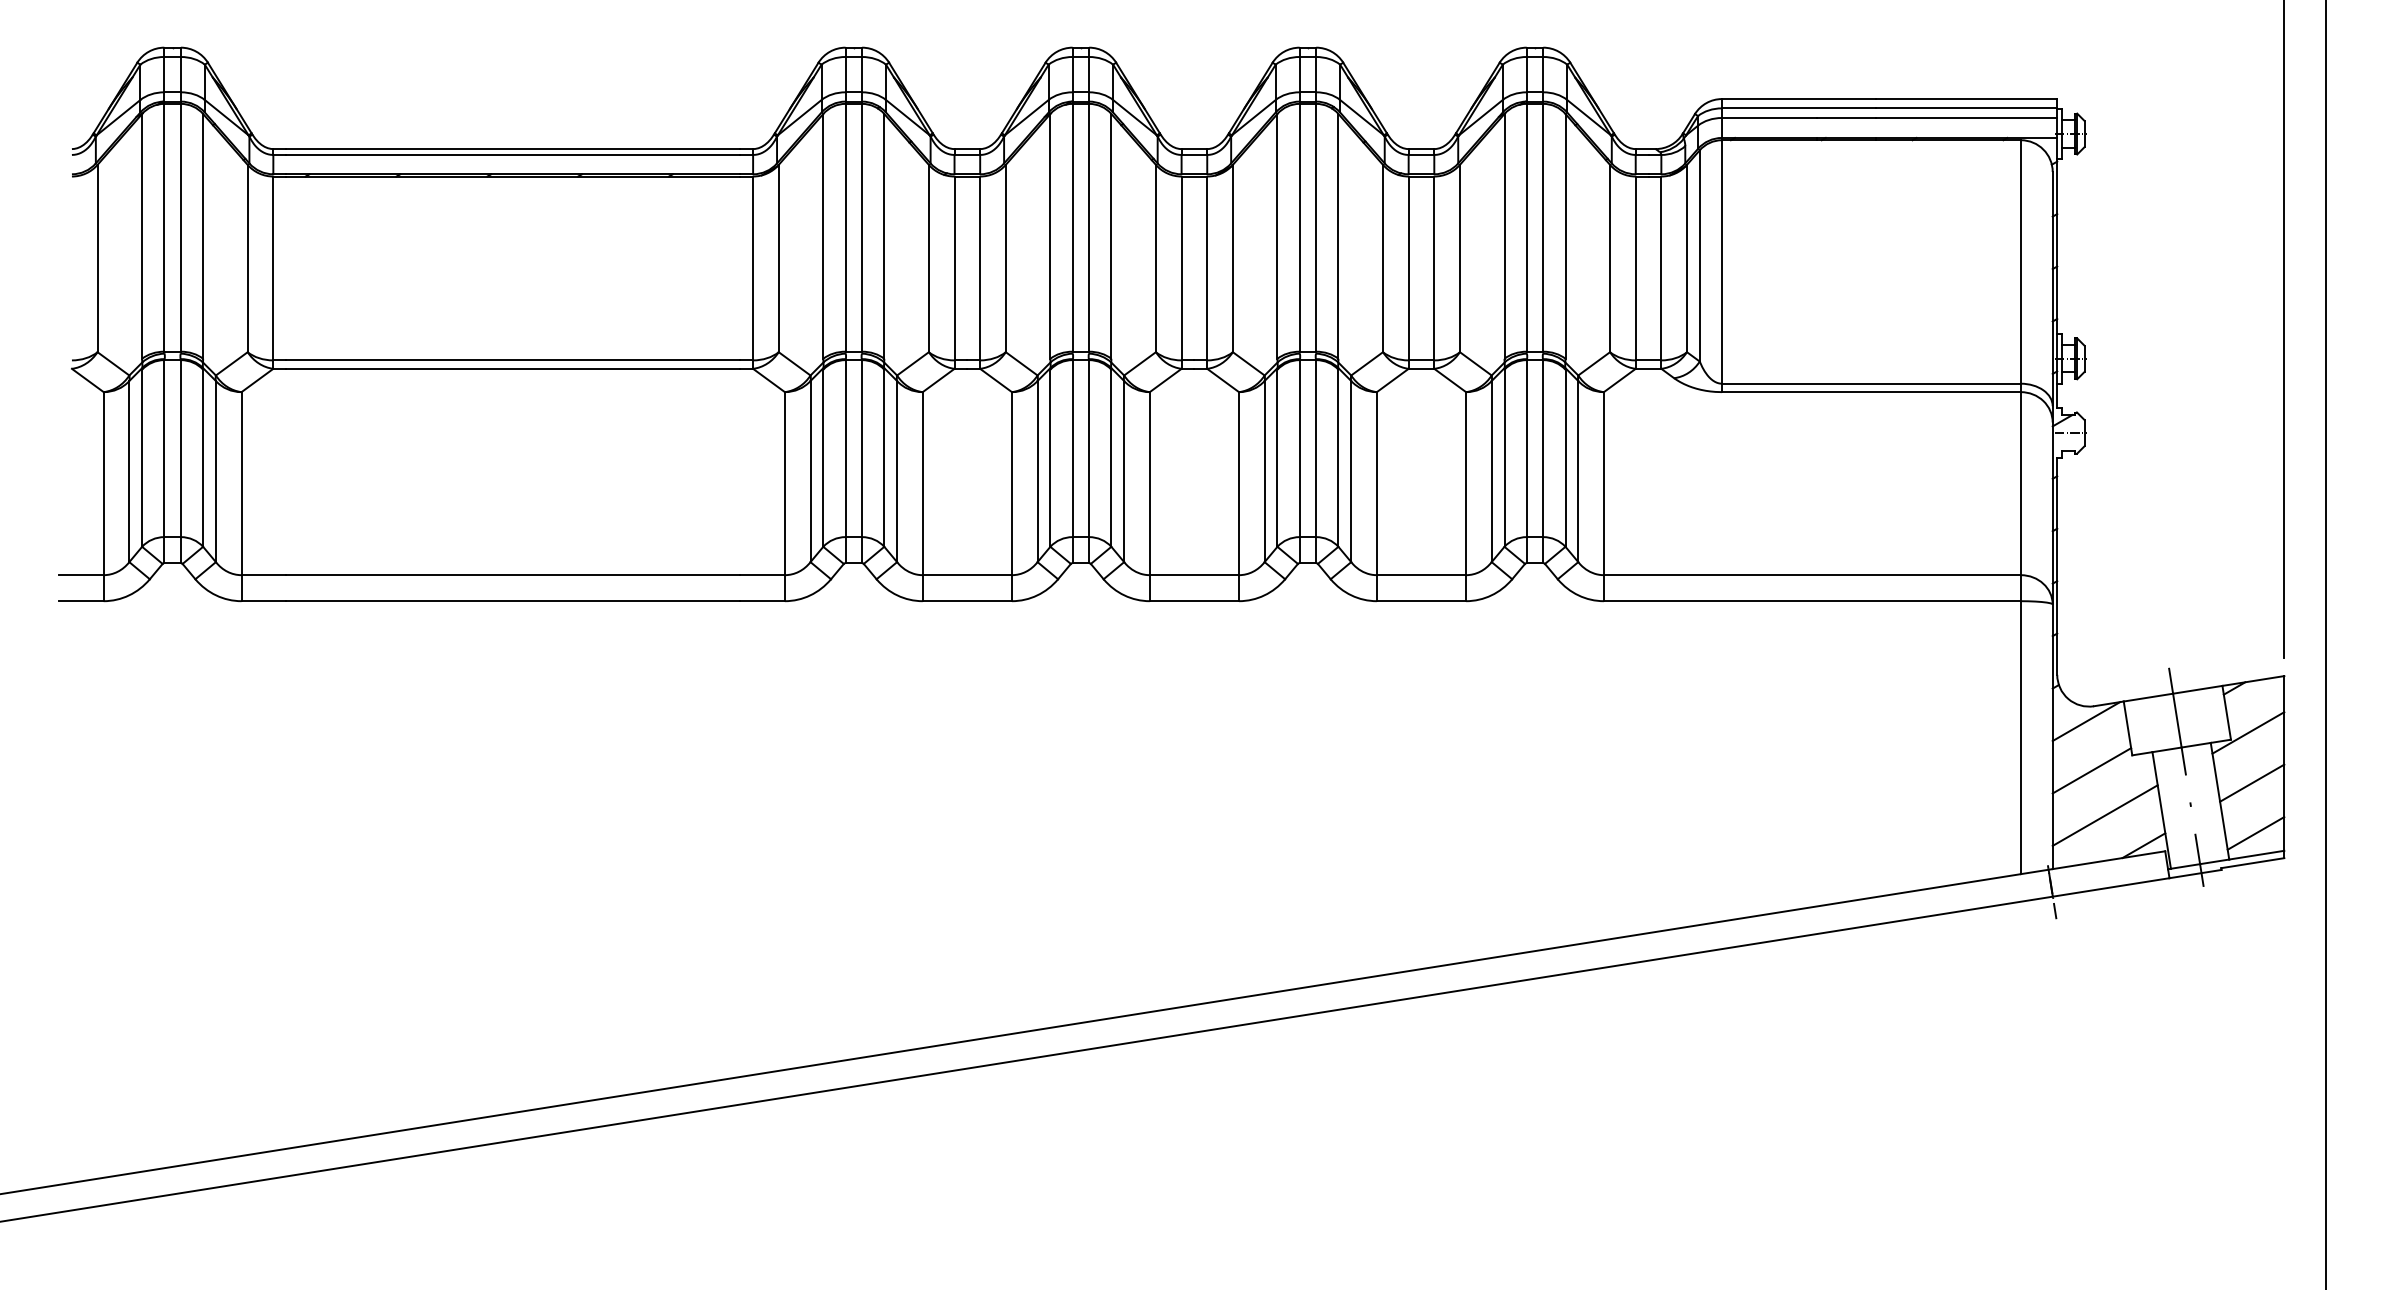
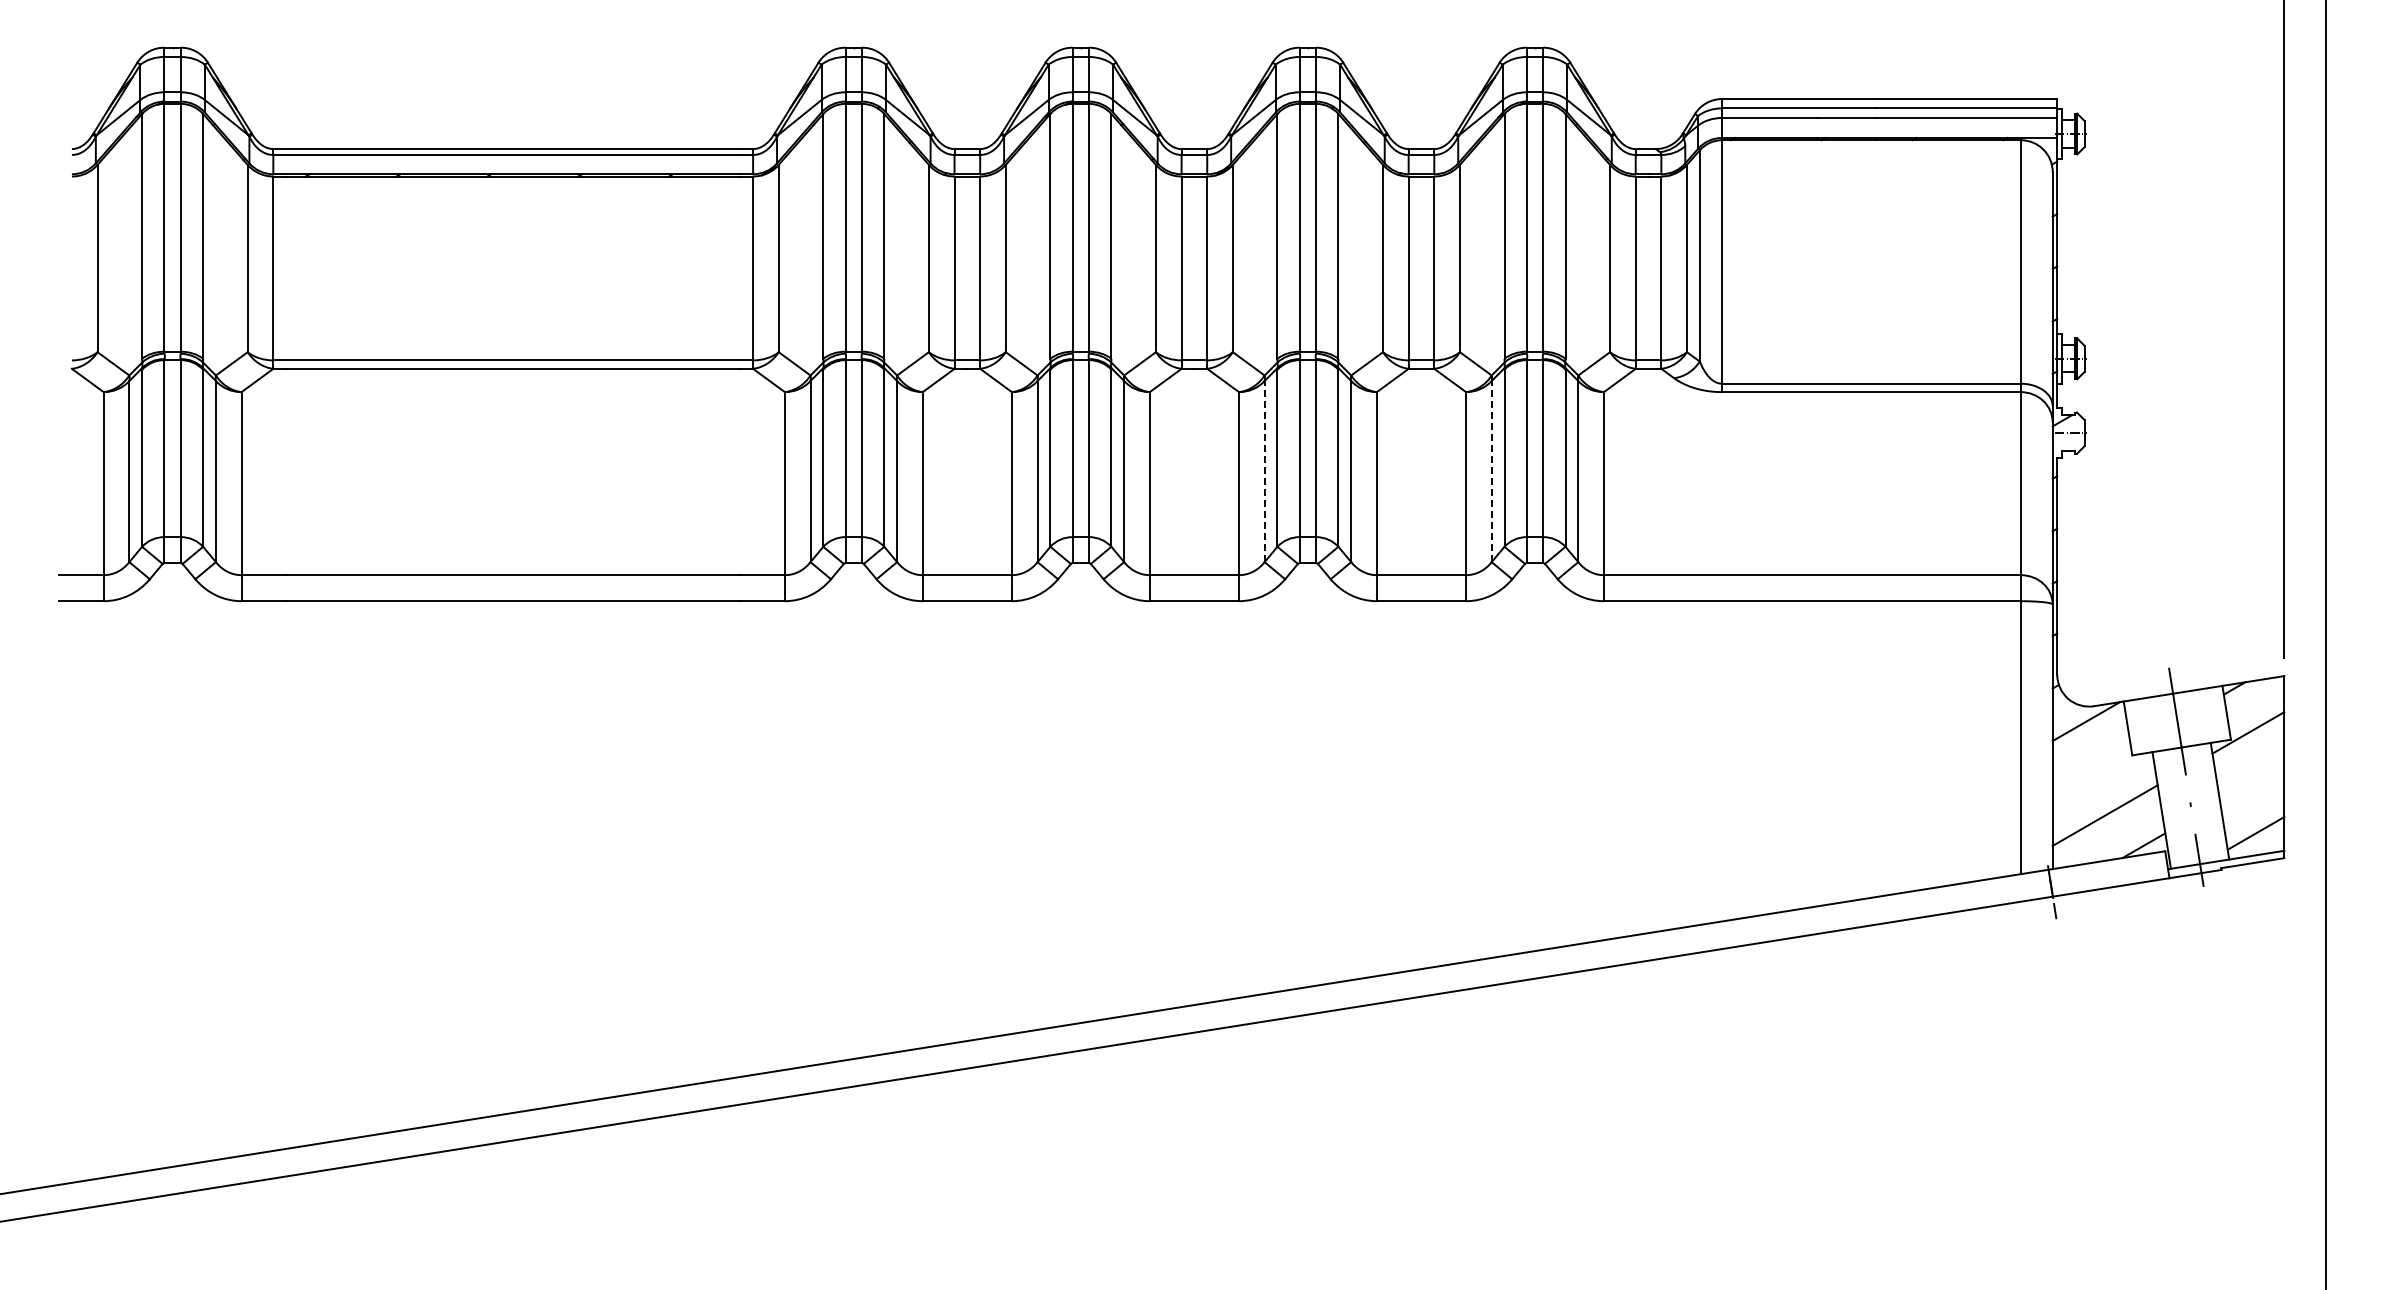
line: solid -> dashed (1264, 471)
line: solid -> dashed (1491, 471)
line: present -> none (2091, 770)
line: present -> none (2252, 782)
